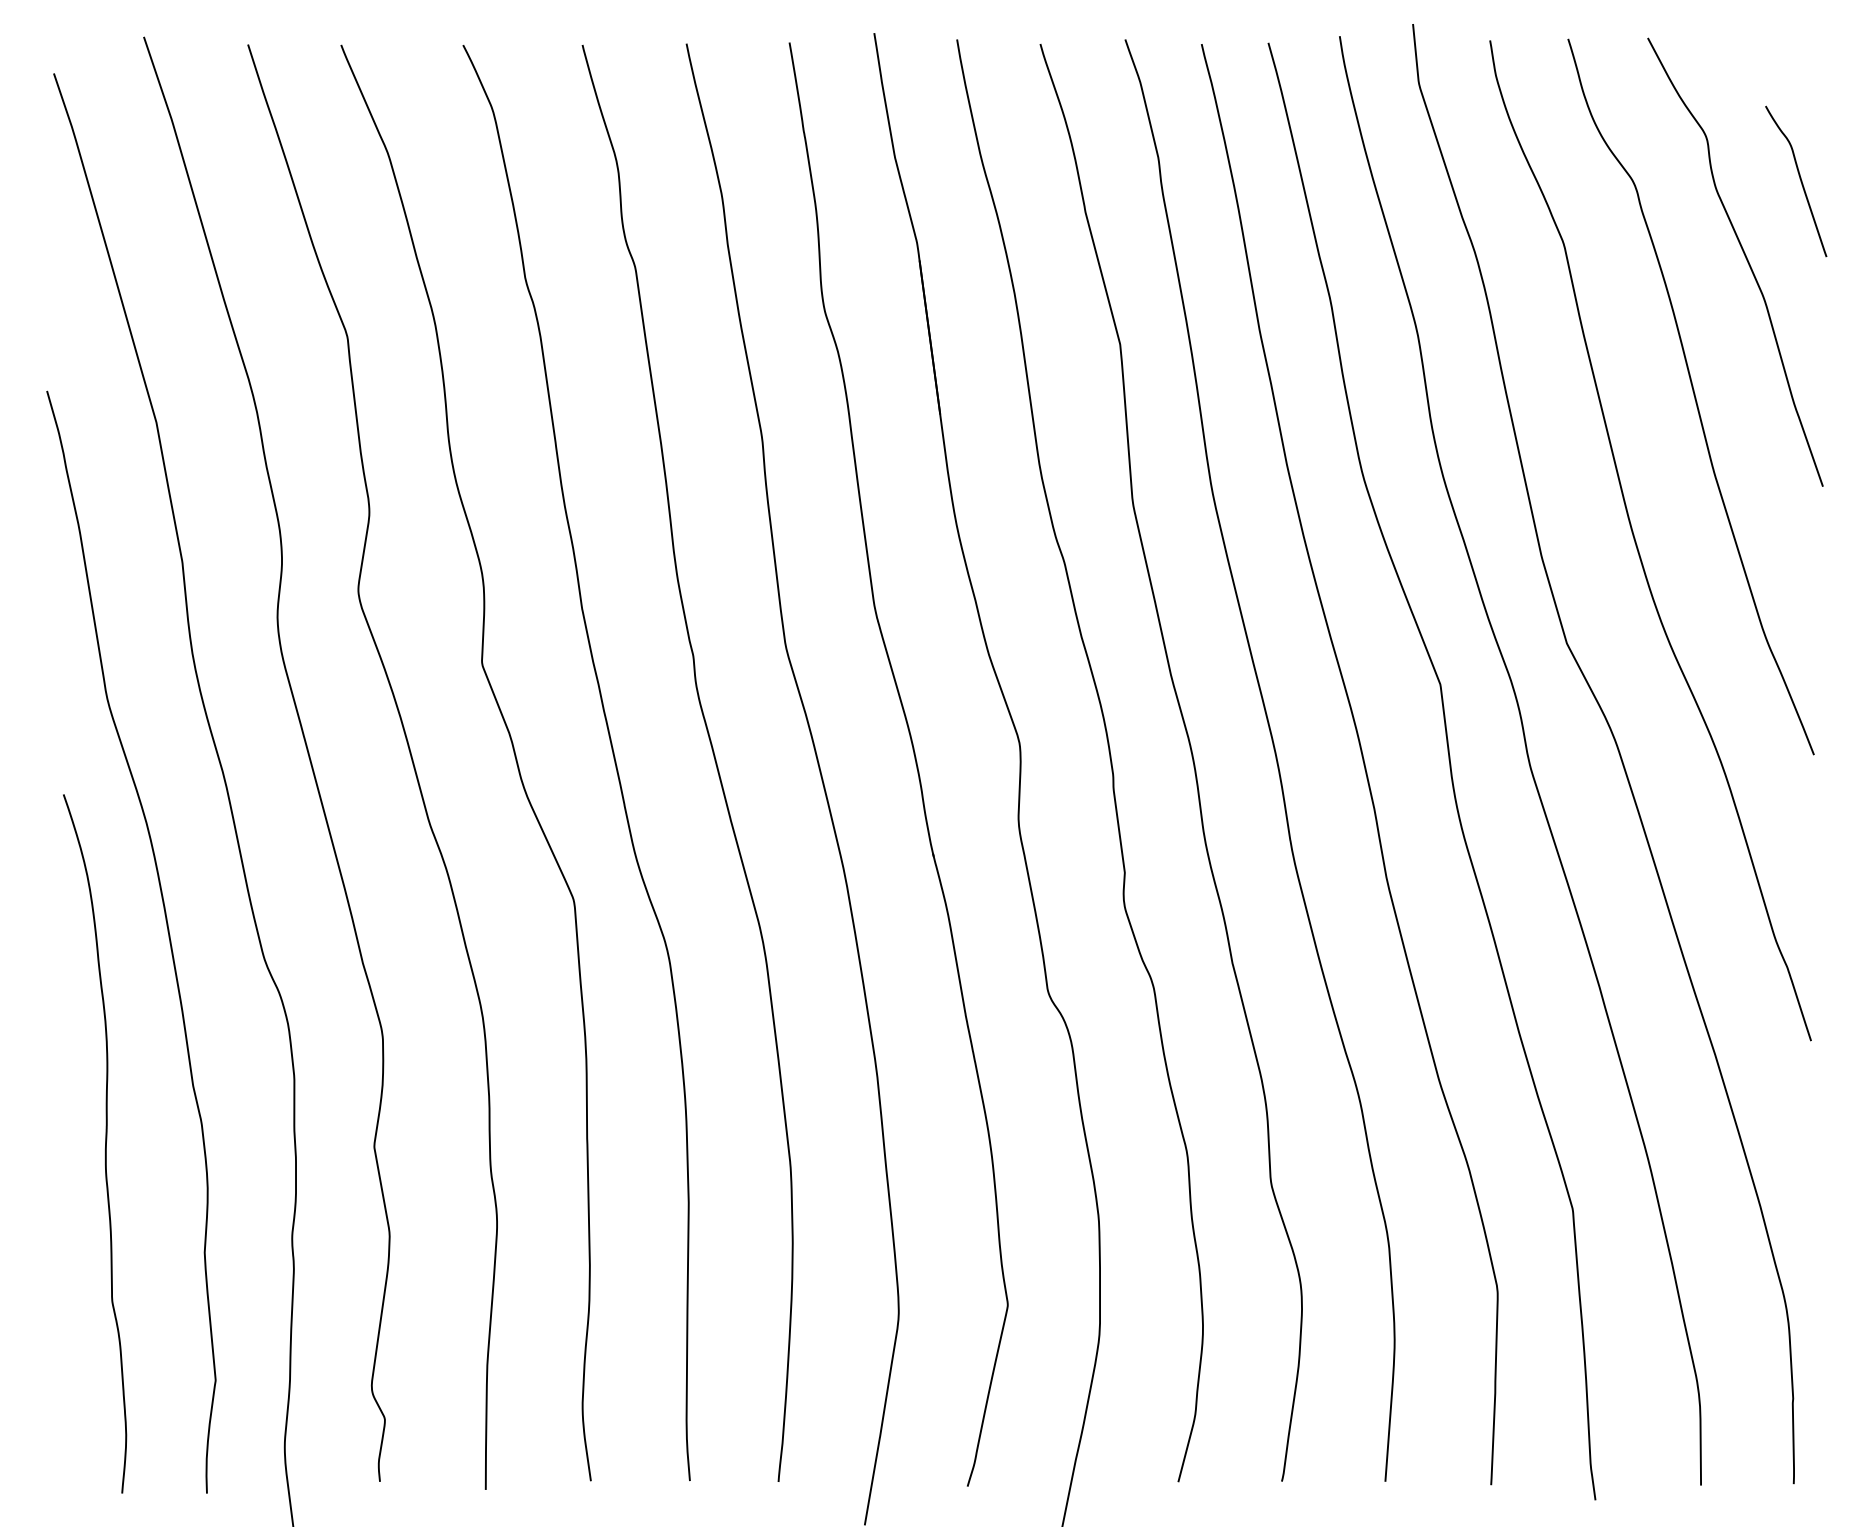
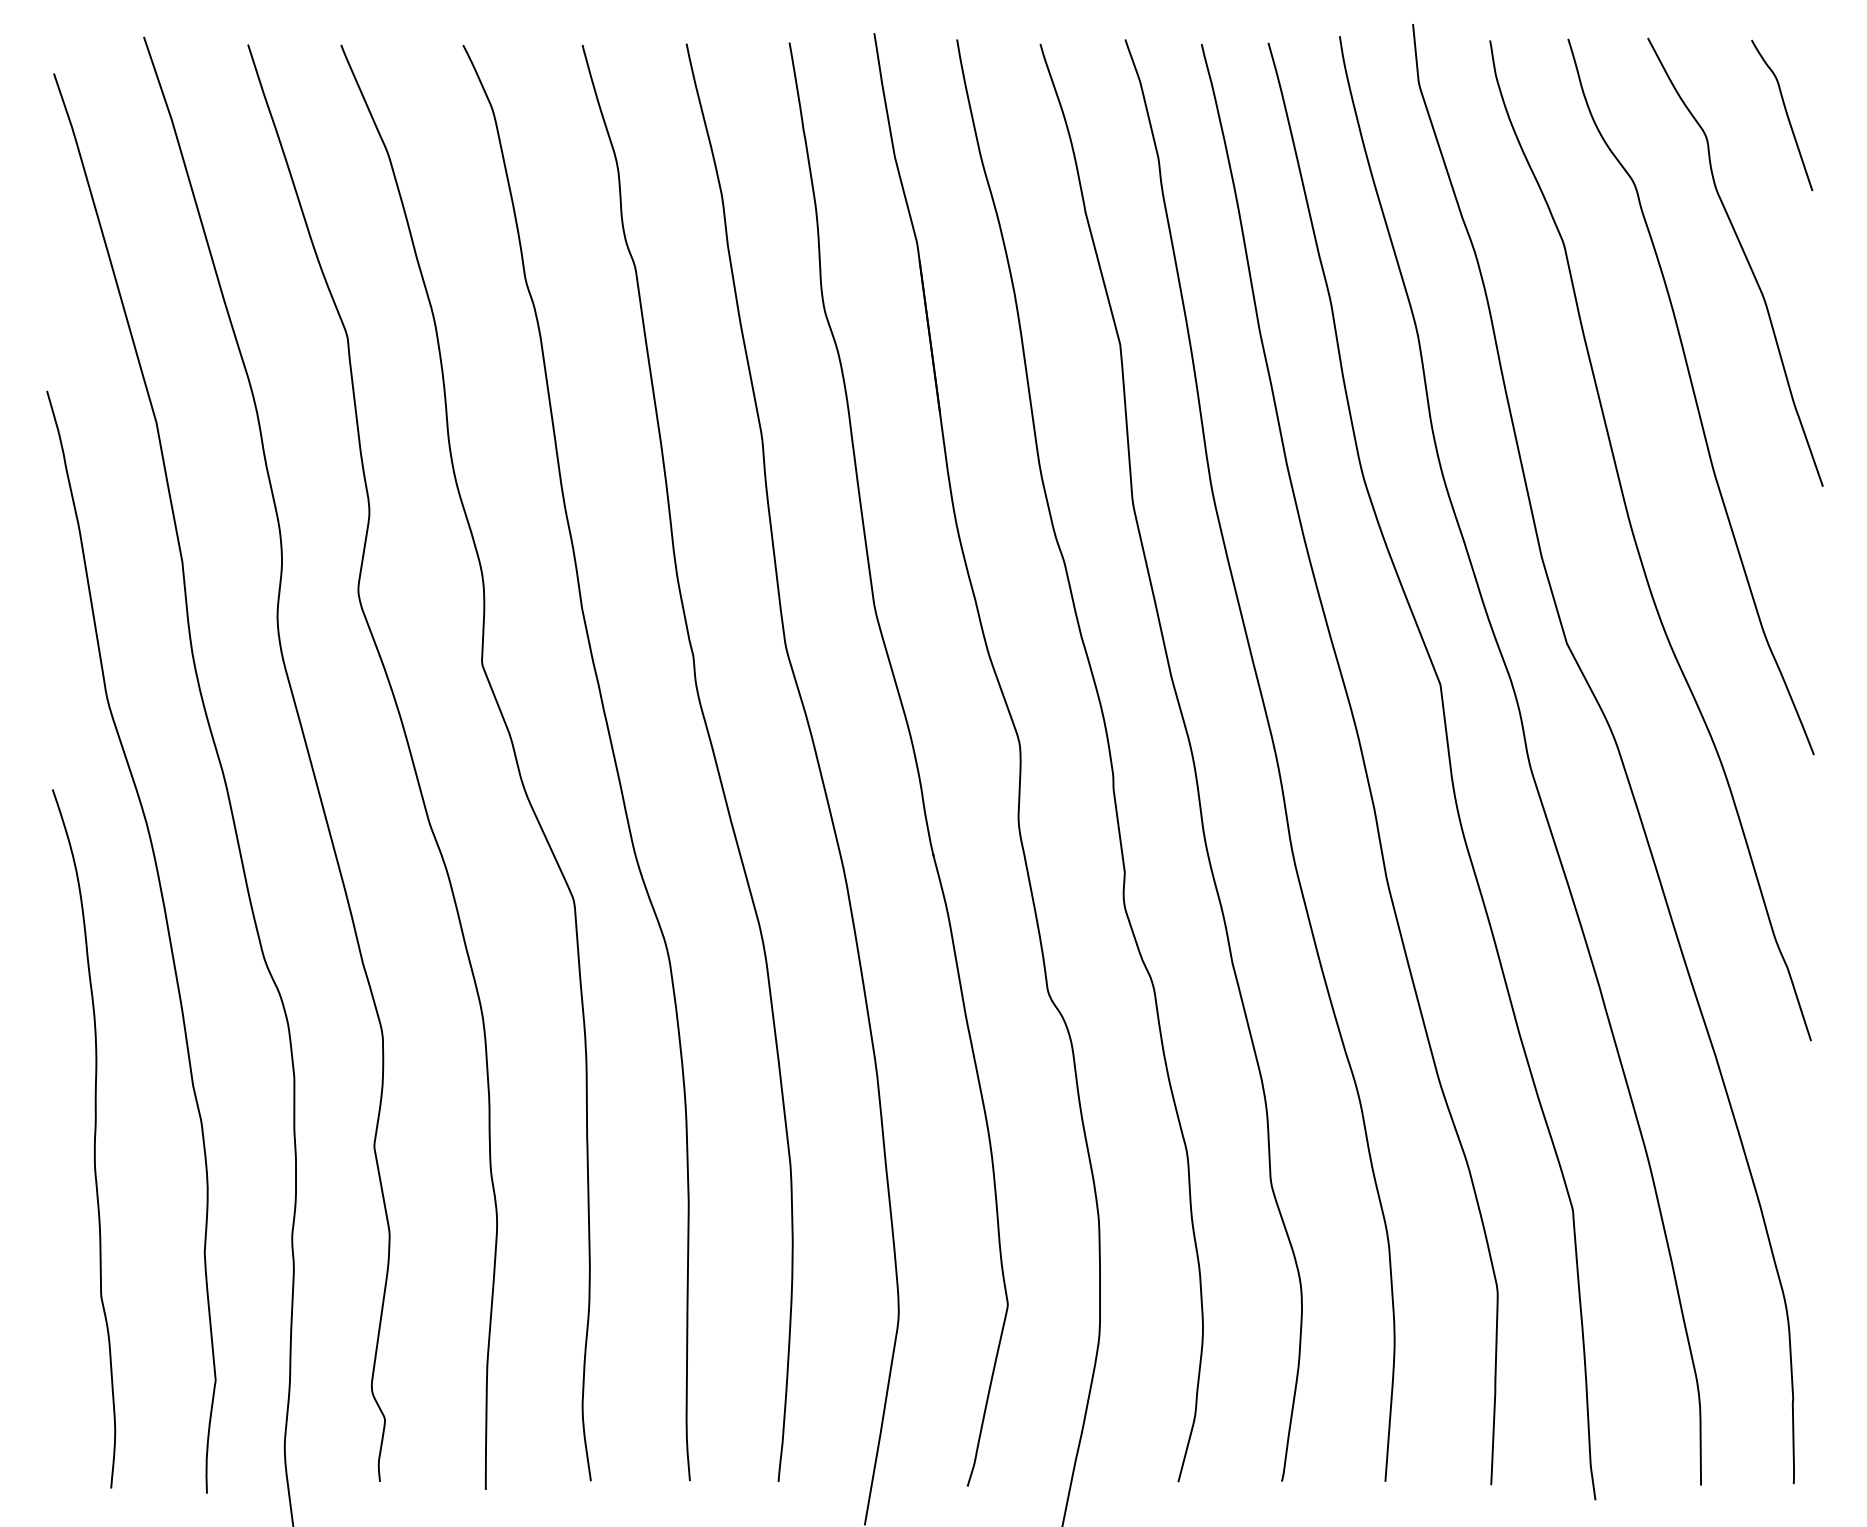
curve position: (1800, 181) -> (1786, 115) (1786, 115)
curve position: (105, 1143) -> (94, 1138) (94, 1138)
